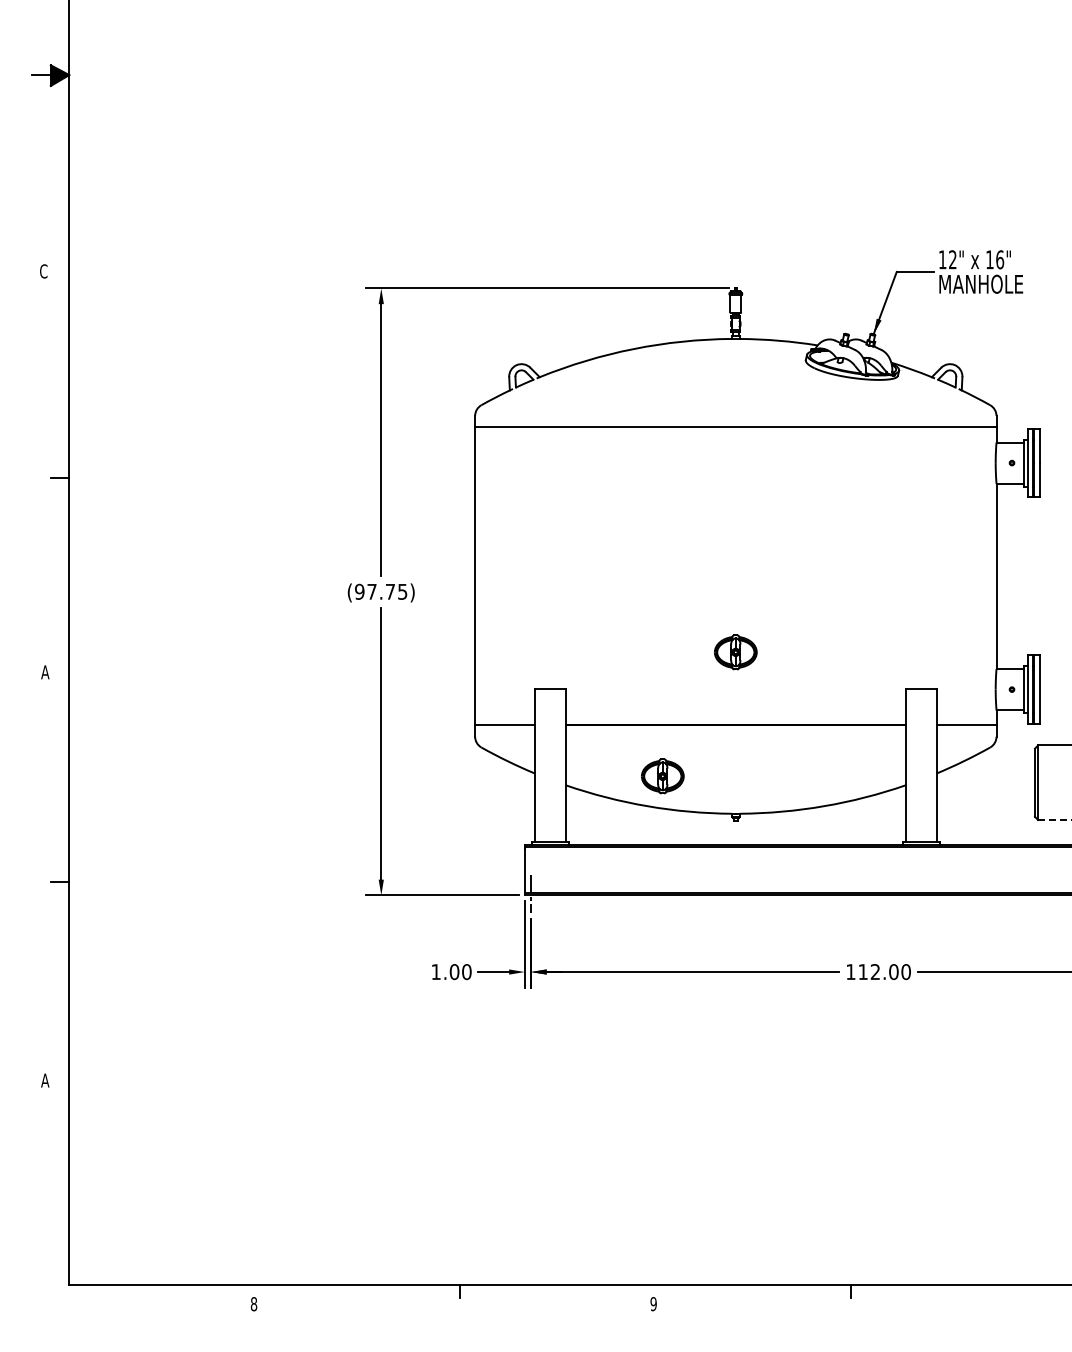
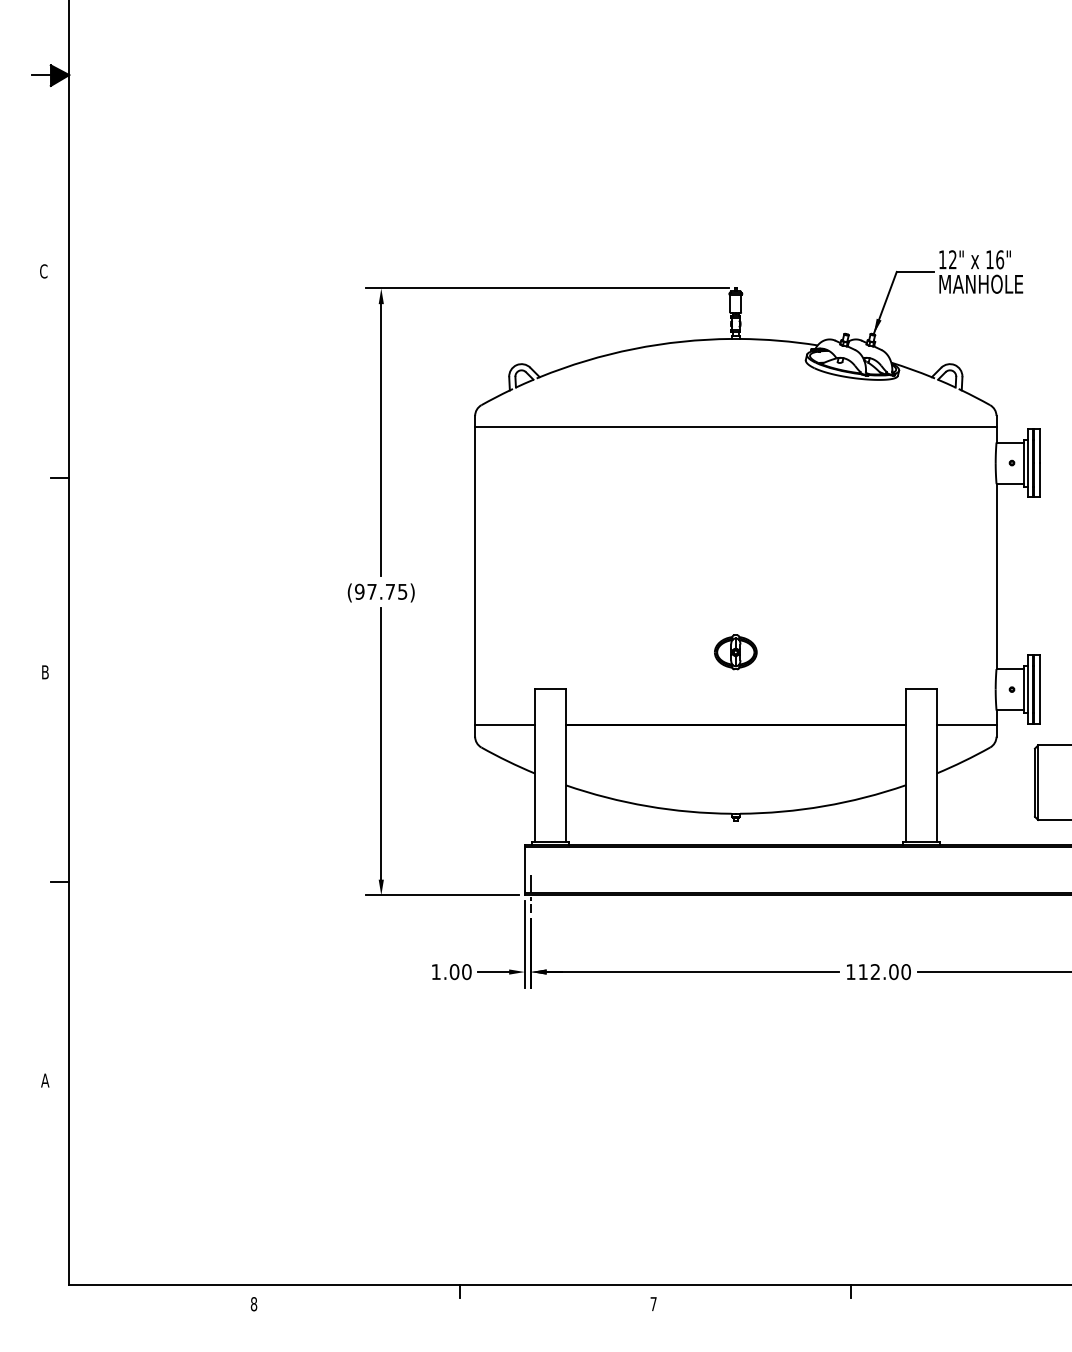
text: A -> B (45, 672)
part: present -> none (662, 776)
line: dashed -> solid (1054, 819)
text: 9 -> 7 (653, 1304)
